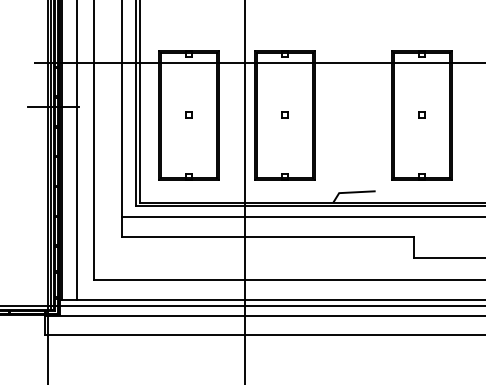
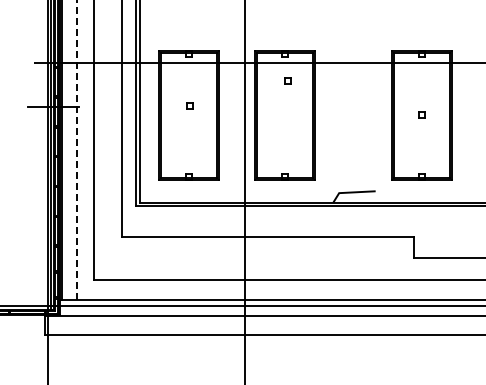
part position: (188, 114) -> (189, 105) (189, 105)
part position: (284, 114) -> (287, 80) (287, 80)
line: solid -> dashed (76, 150)
line: present -> none (302, 216)
